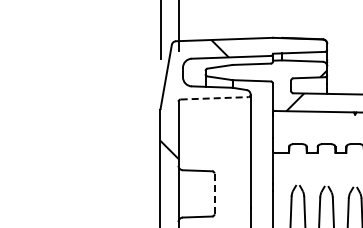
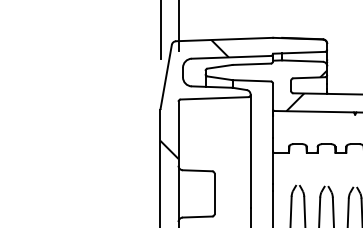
line: dashed -> solid (214, 98)
line: dashed -> solid (214, 193)
